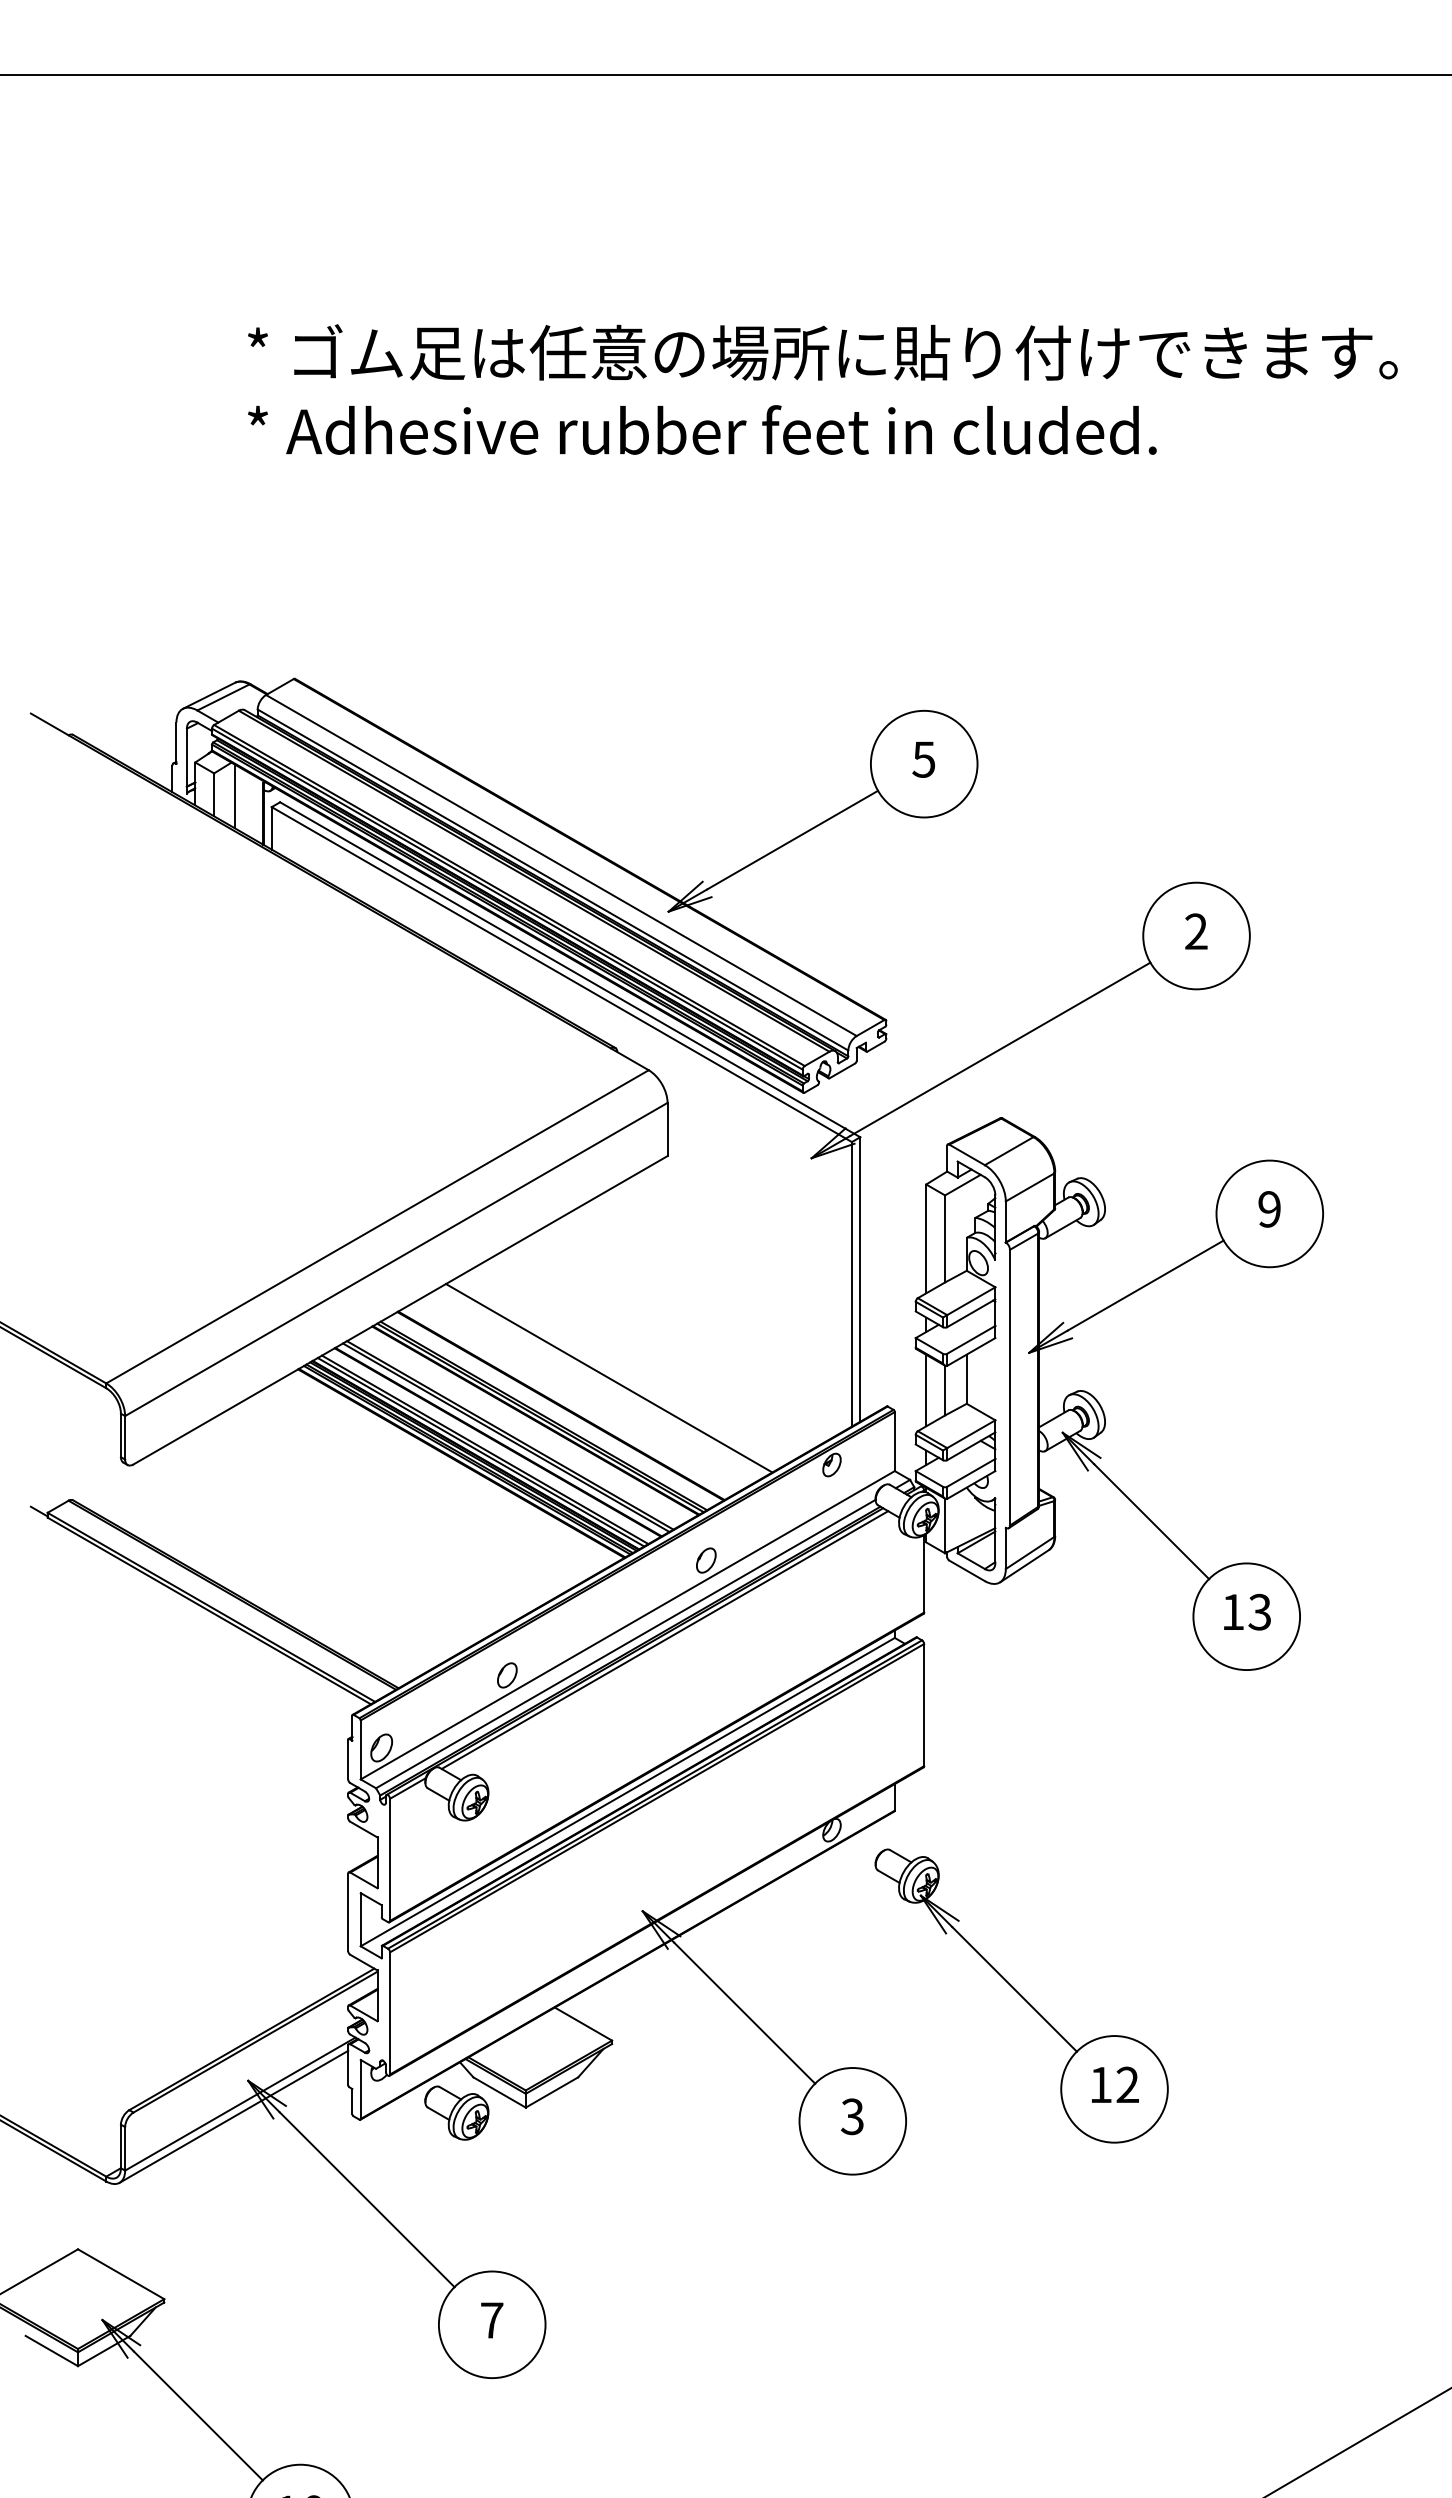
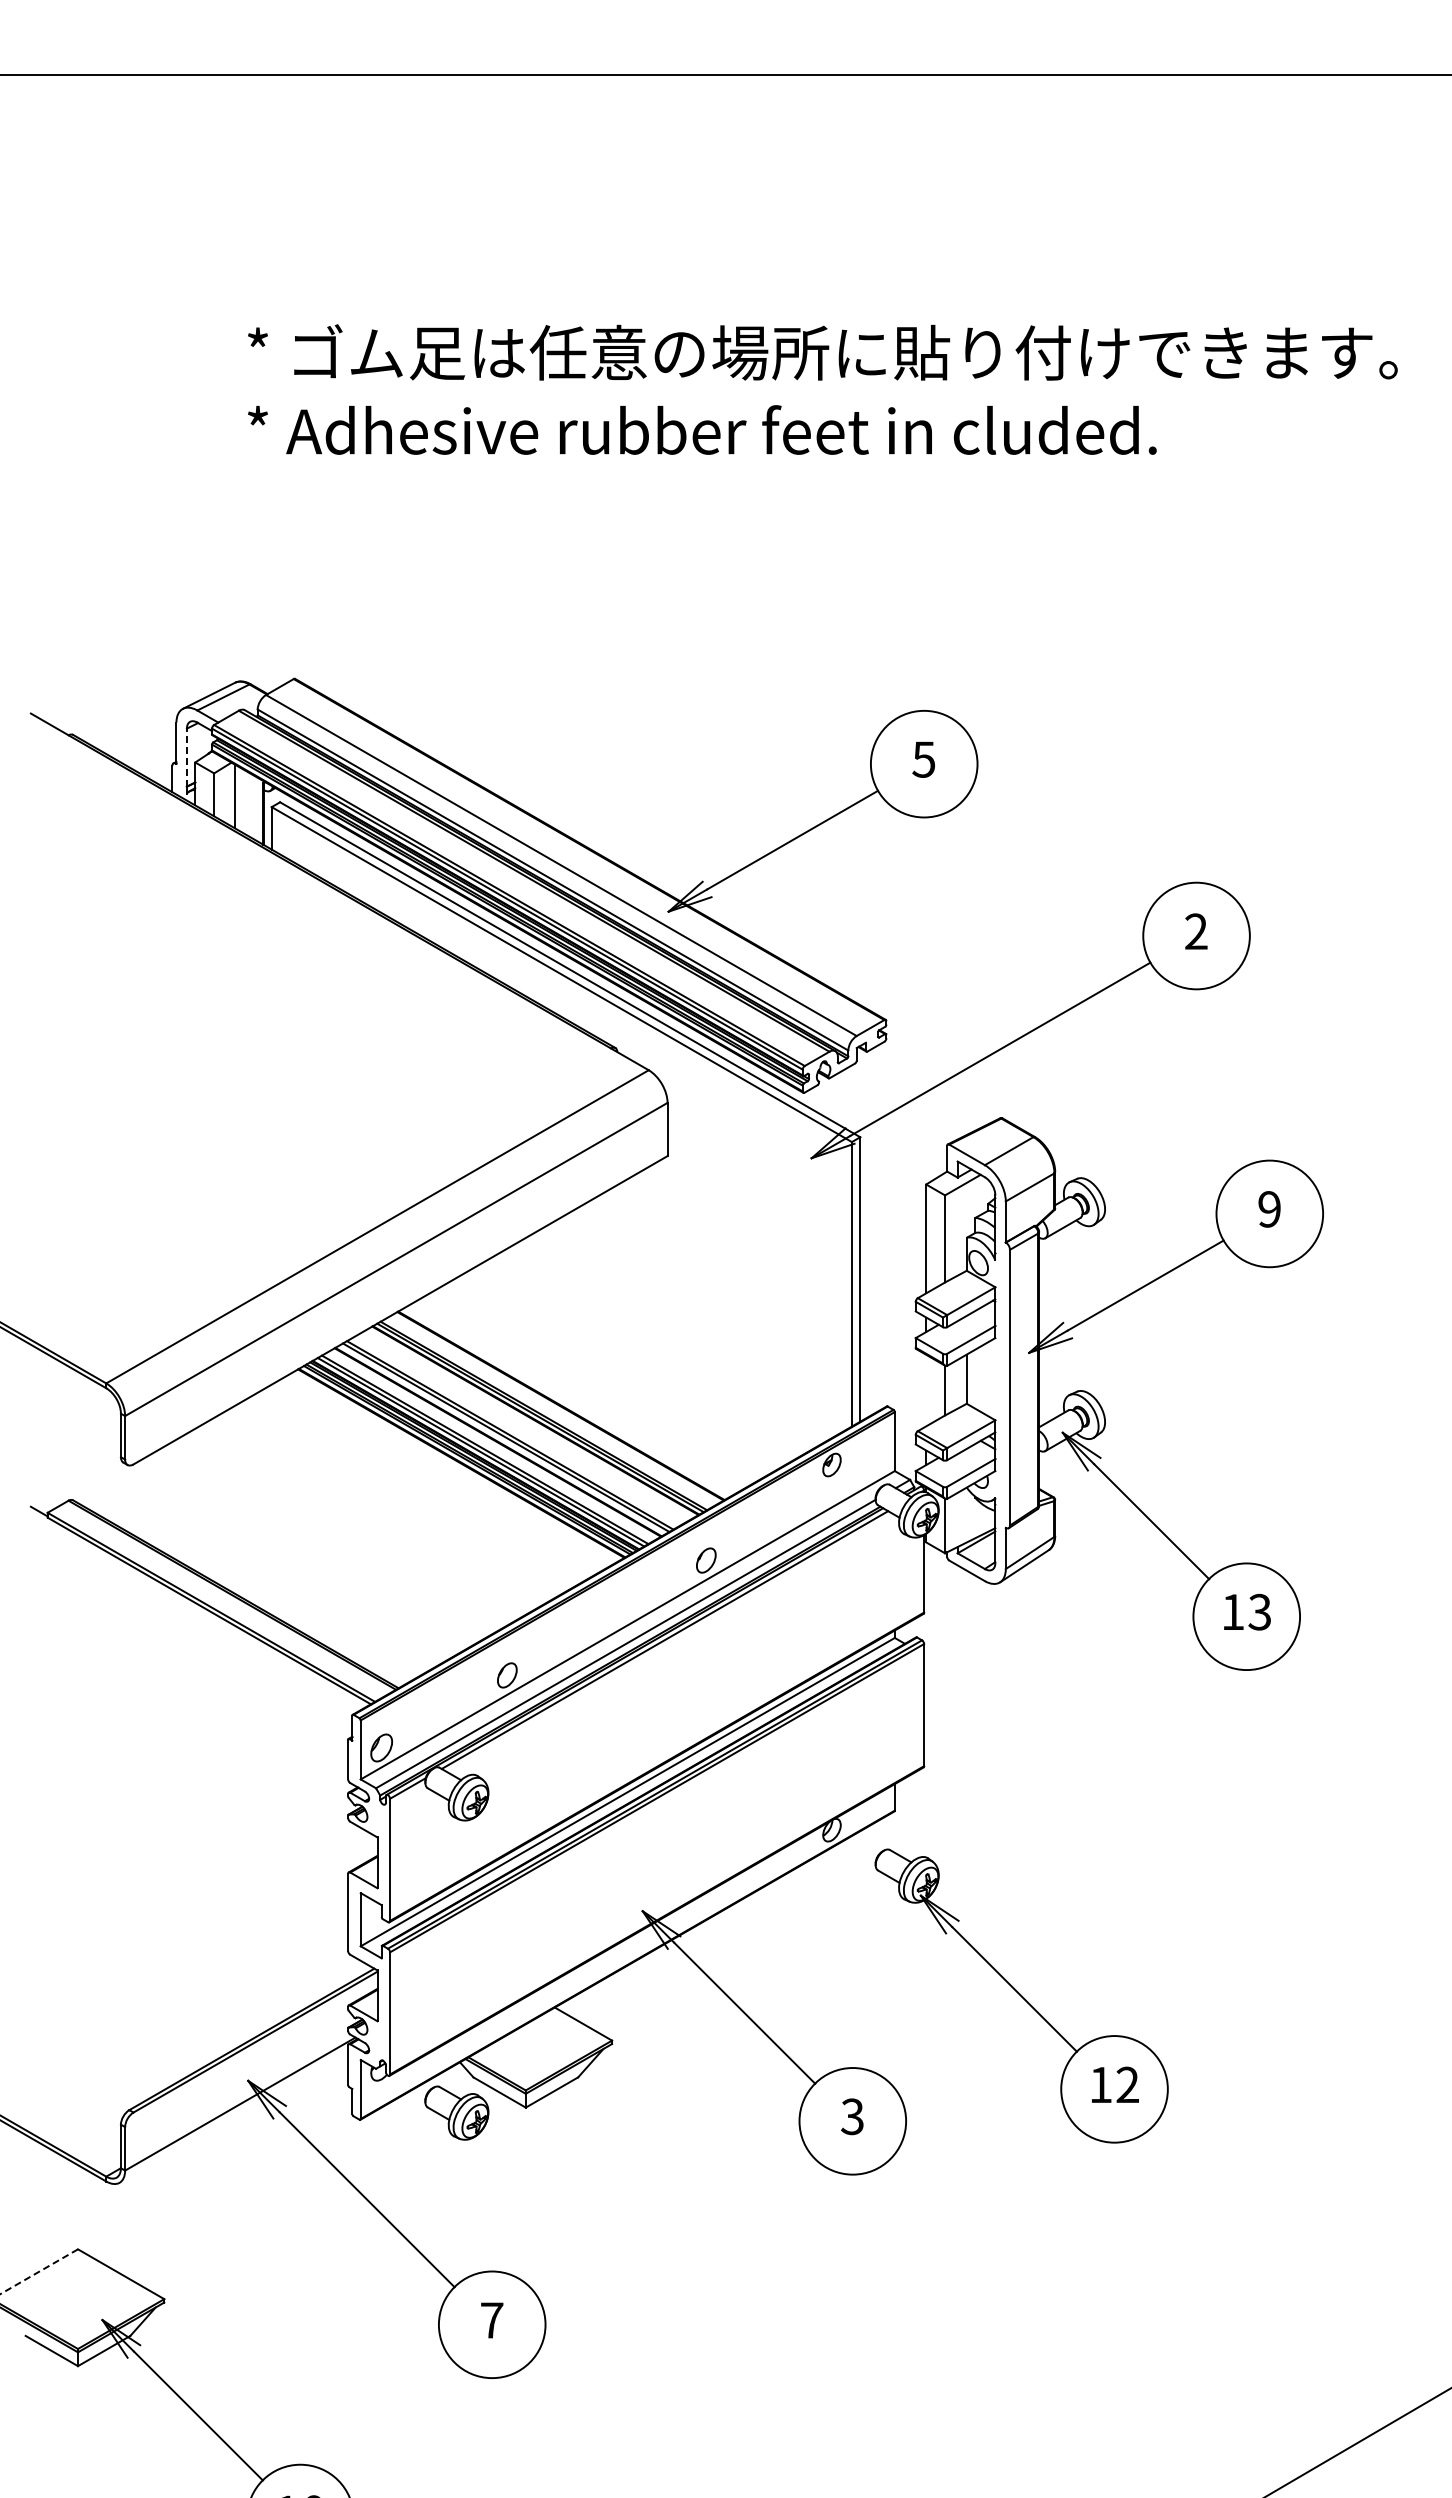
line: solid -> dashed (186, 757)
line: present -> none (609, 1378)
line: present -> none (926, 1390)
line: present -> none (233, 2116)
line: solid -> dashed (39, 2271)
